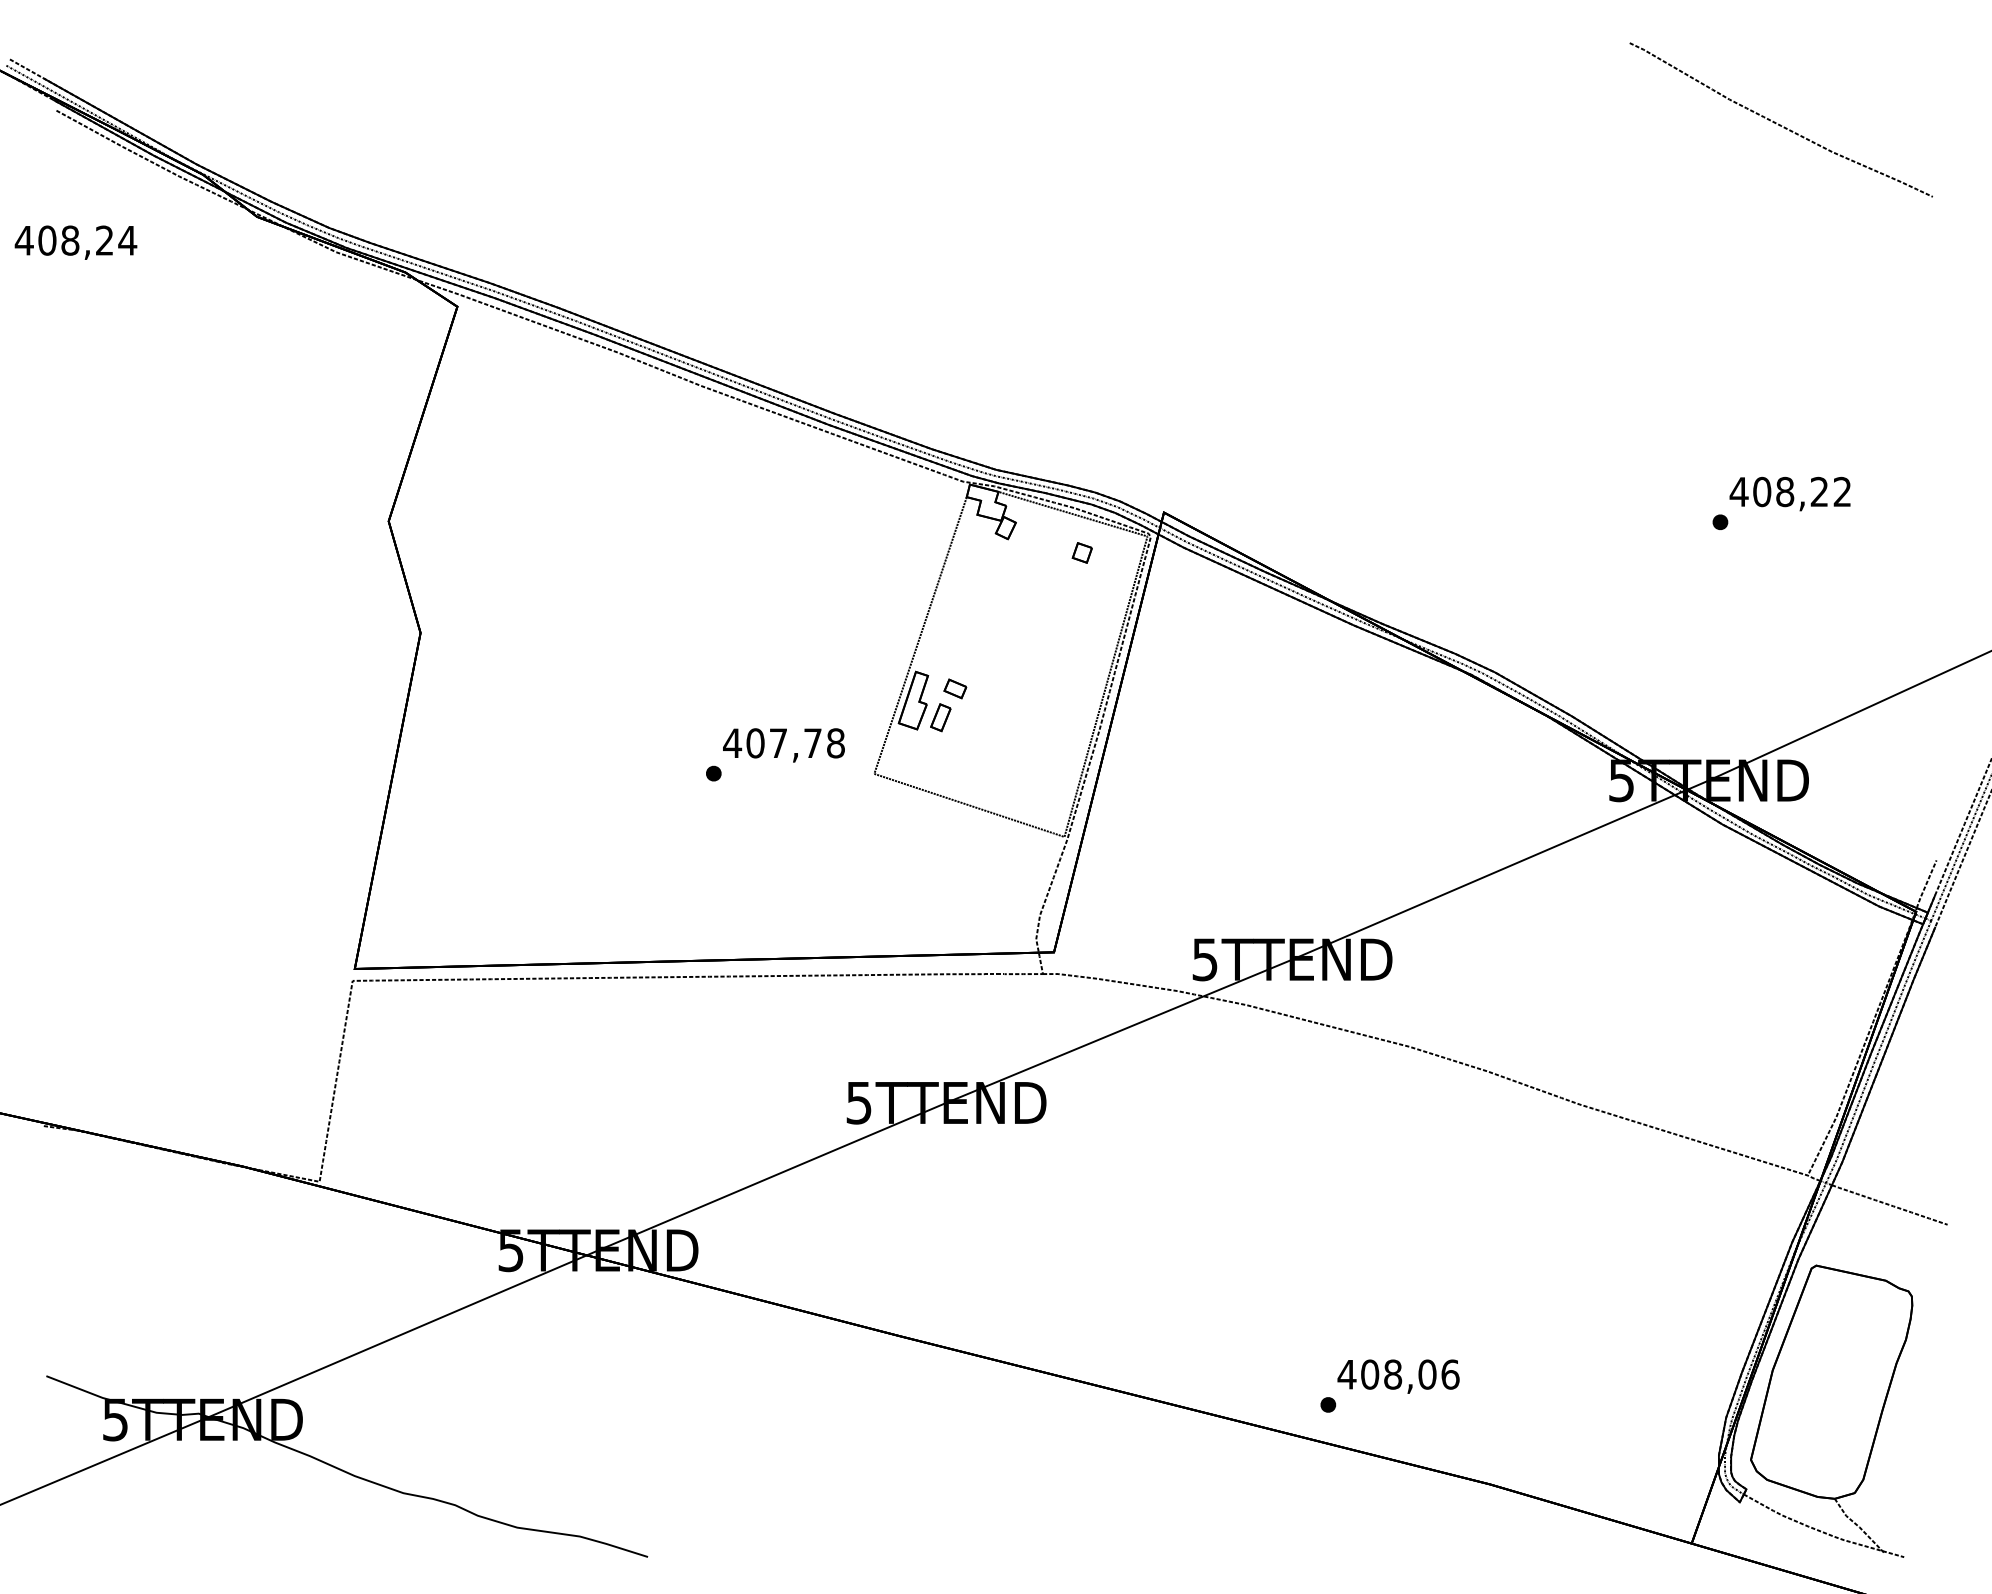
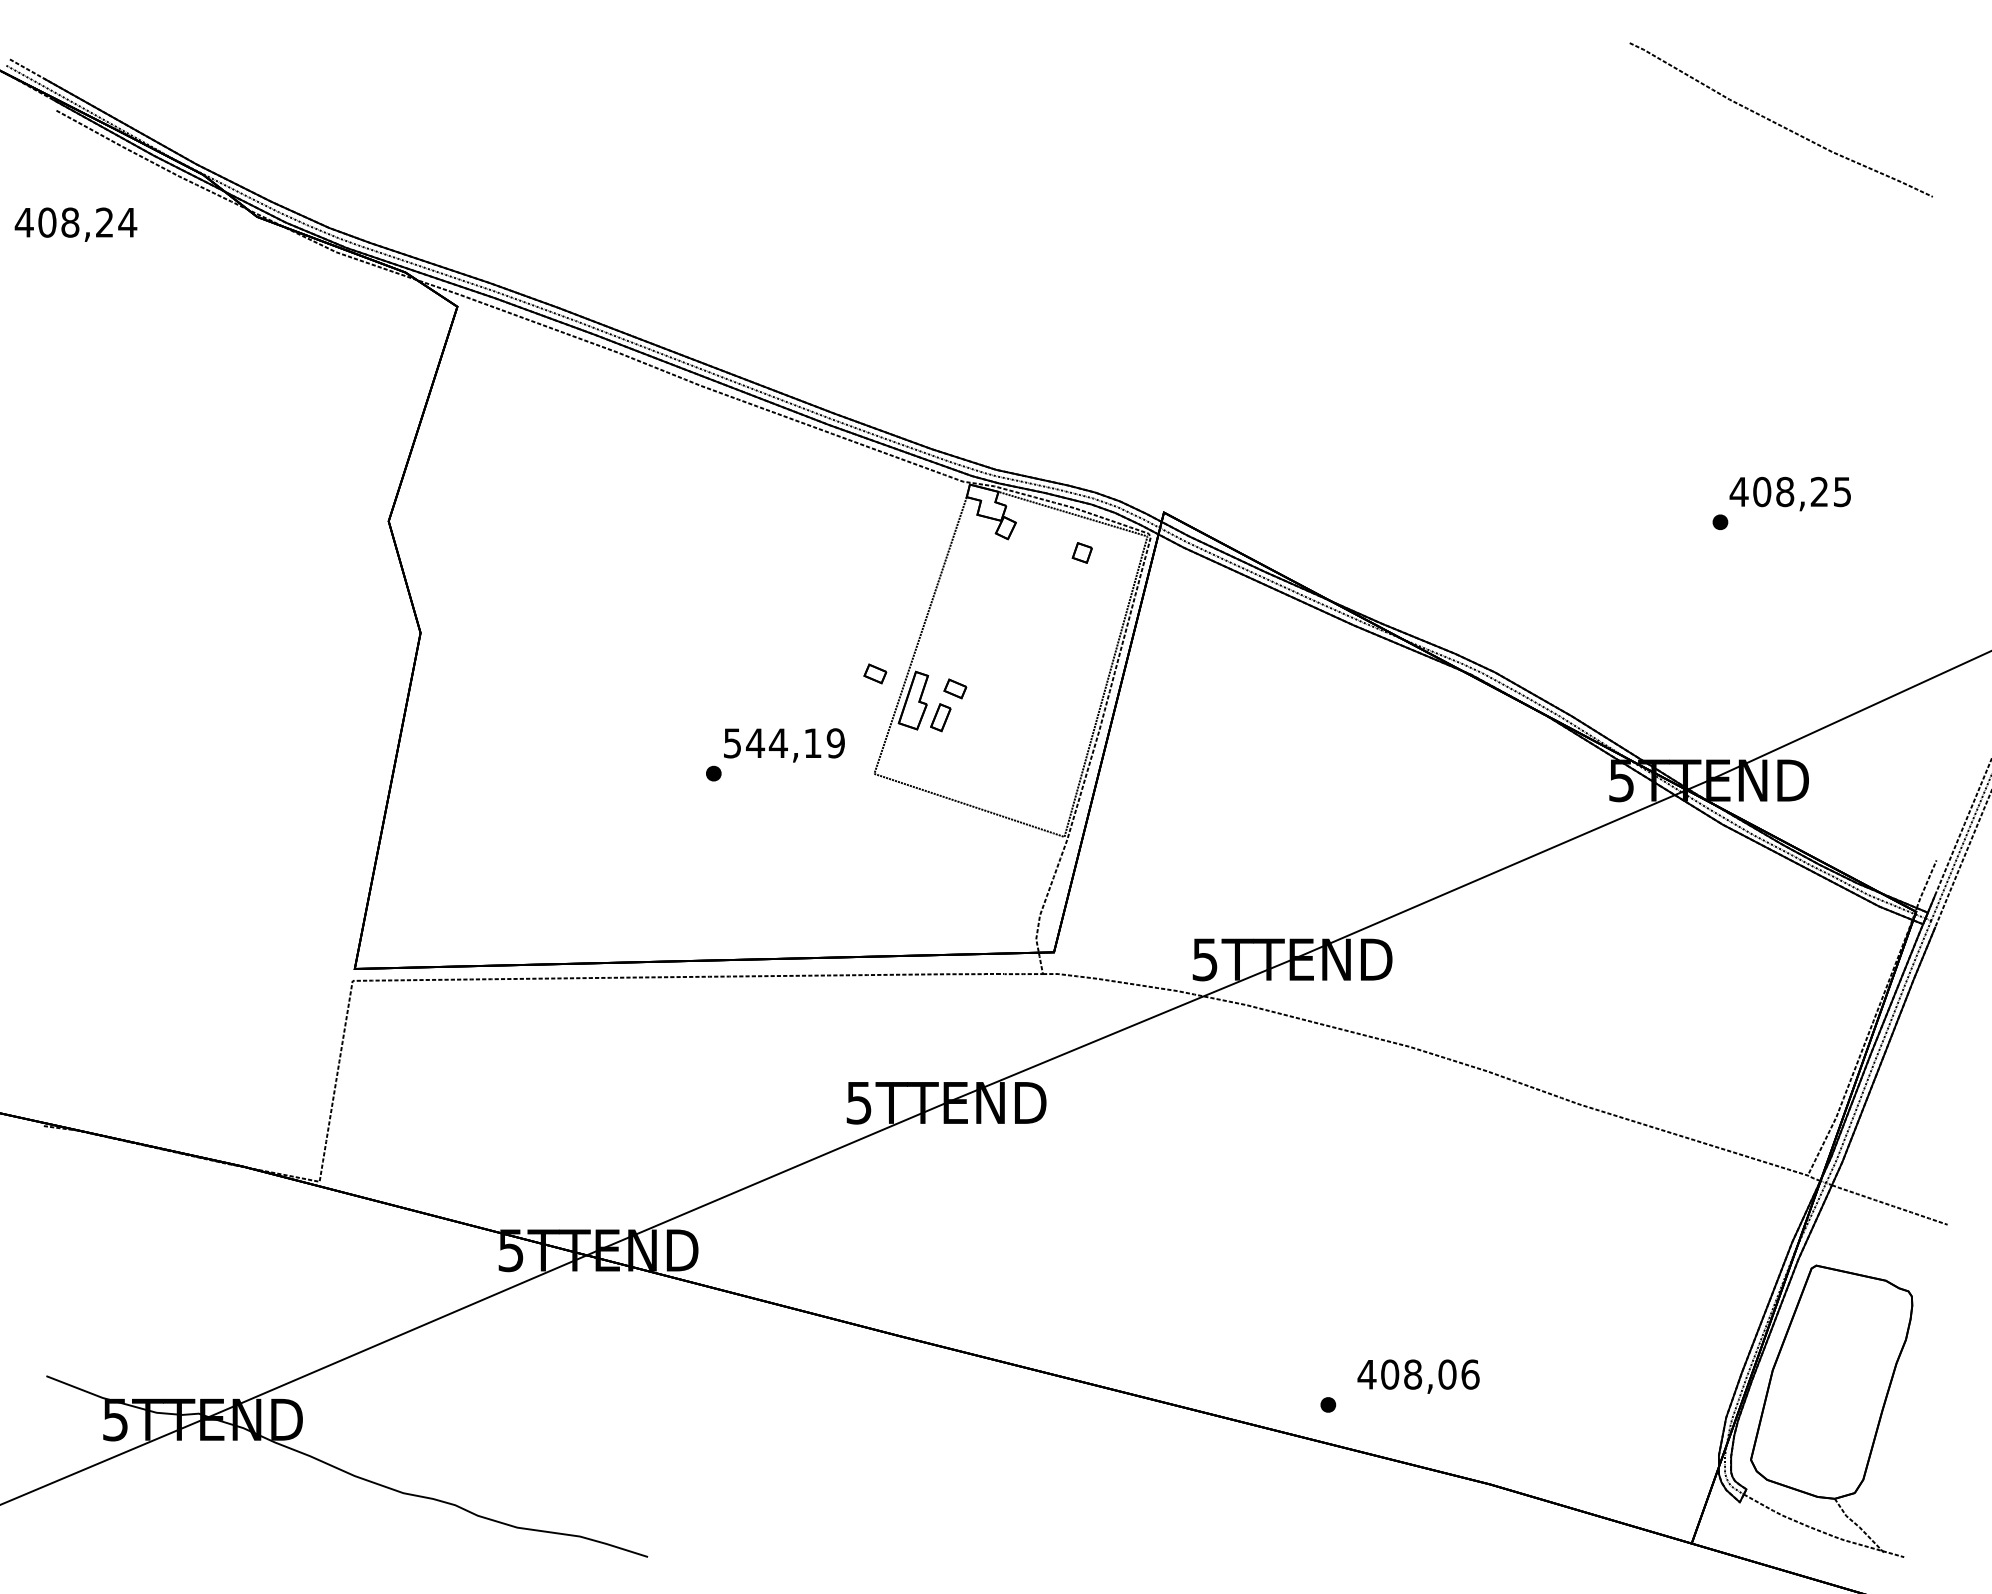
text position: (75, 242) -> (75, 224) (75, 224)
text: 408,22 -> 408,25 (1841, 491)
part: none -> present (875, 673)
text: 407,78 -> 544,19 (783, 743)
text position: (1398, 1376) -> (1418, 1376) (1418, 1376)
